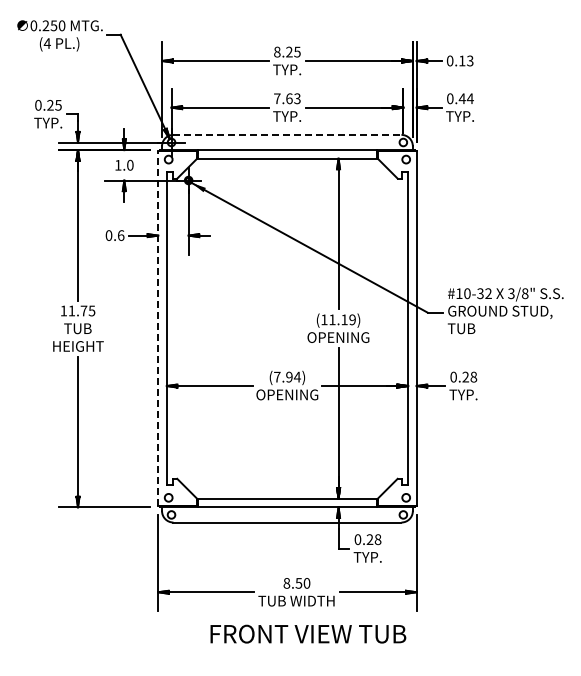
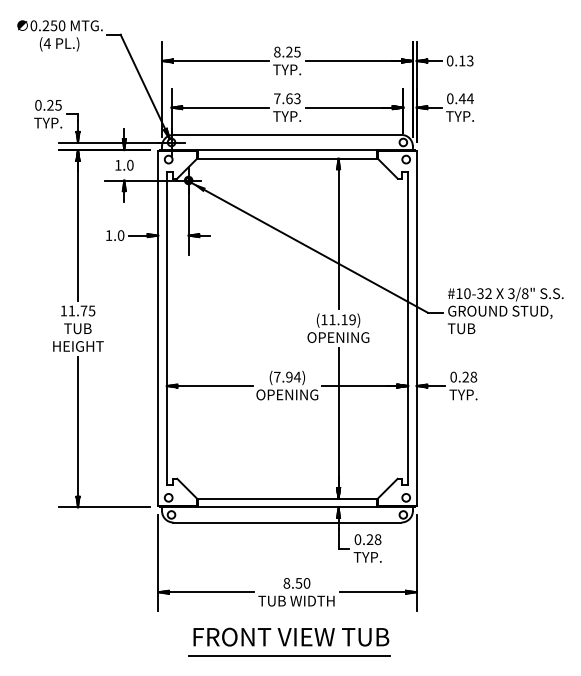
line: dashed -> solid (287, 134)
text: 0.6 -> 1.0 (114, 235)
line: dashed -> solid (158, 328)
text position: (308, 633) -> (291, 636) (291, 636)
line: none -> present (289, 655)
